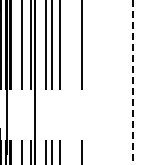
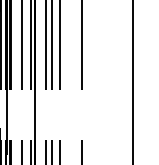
line: dashed -> solid (132, 82)
